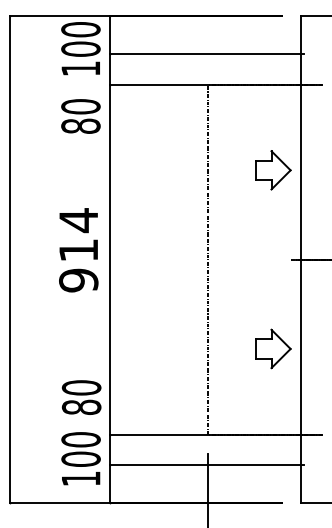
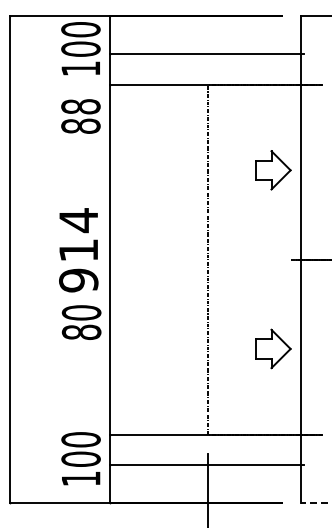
text: 80 -> 88 (80, 106)
text position: (81, 397) -> (81, 322) (81, 322)
line: solid -> dashed (315, 503)
